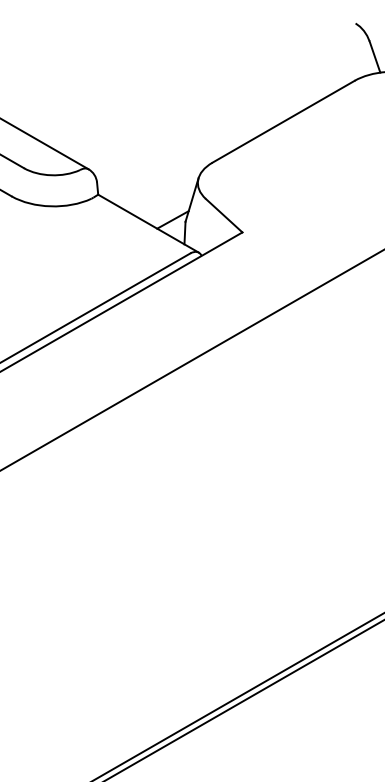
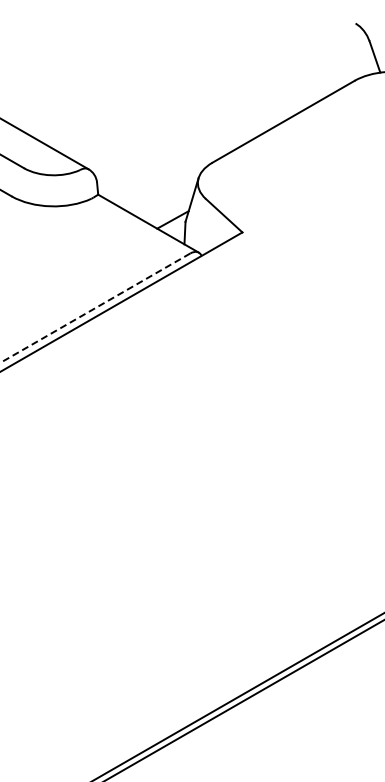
line: solid -> dashed (95, 308)
line: present -> none (191, 360)
